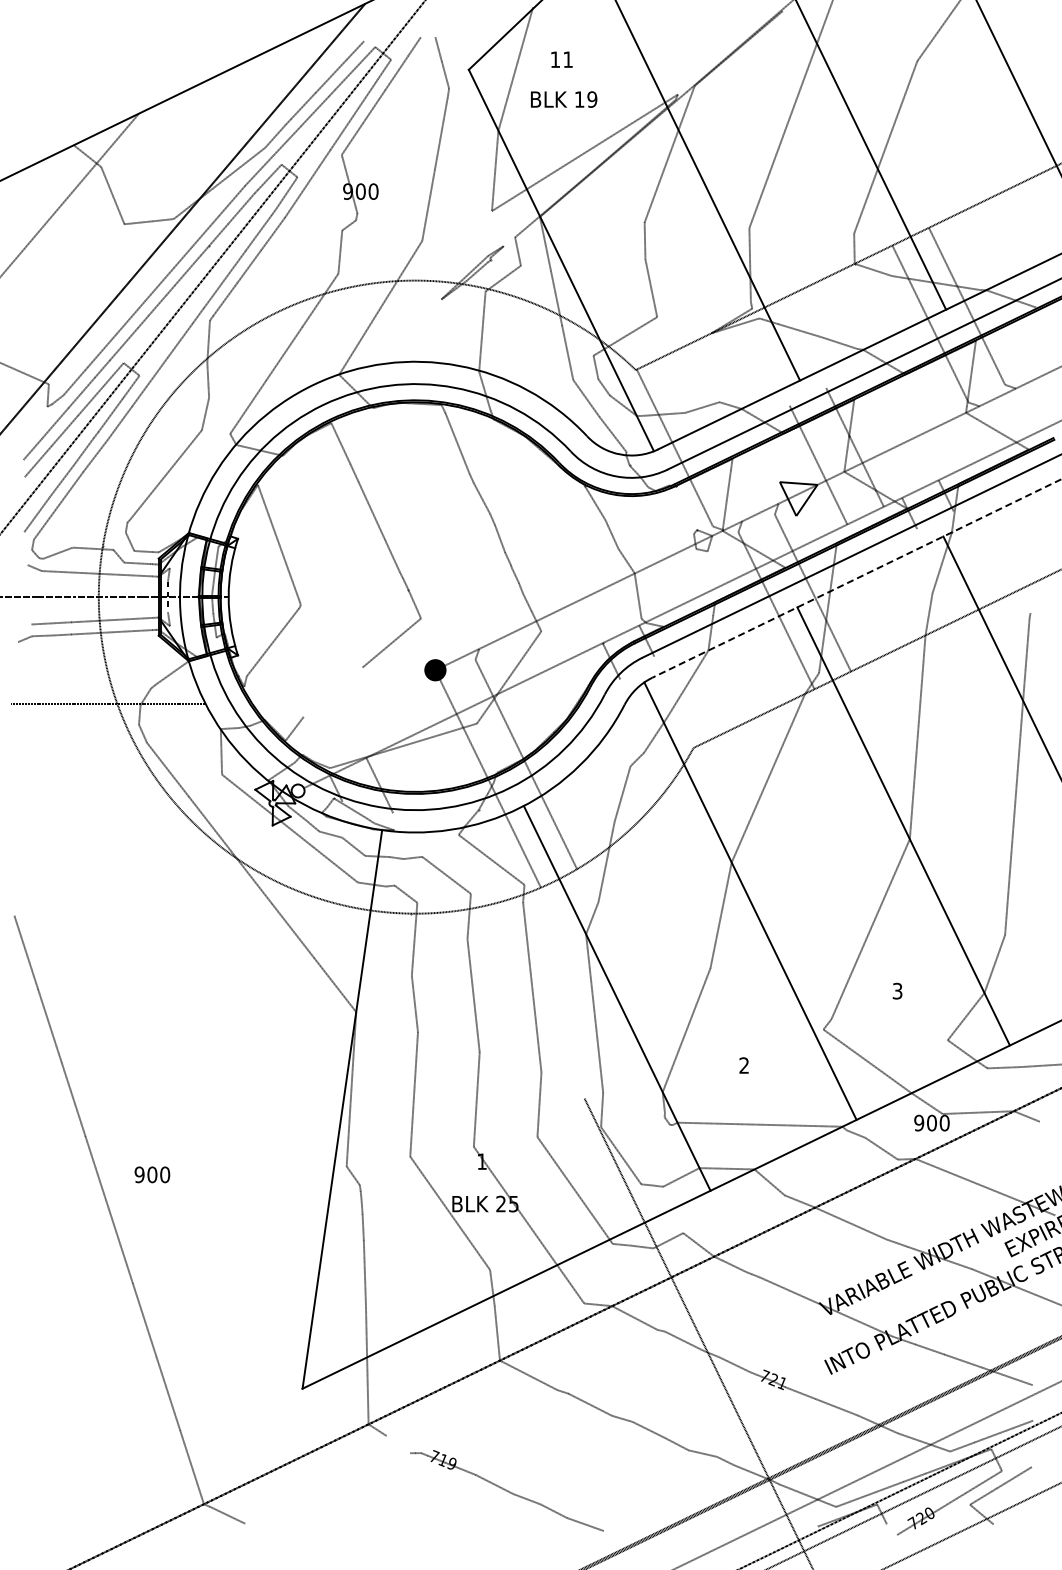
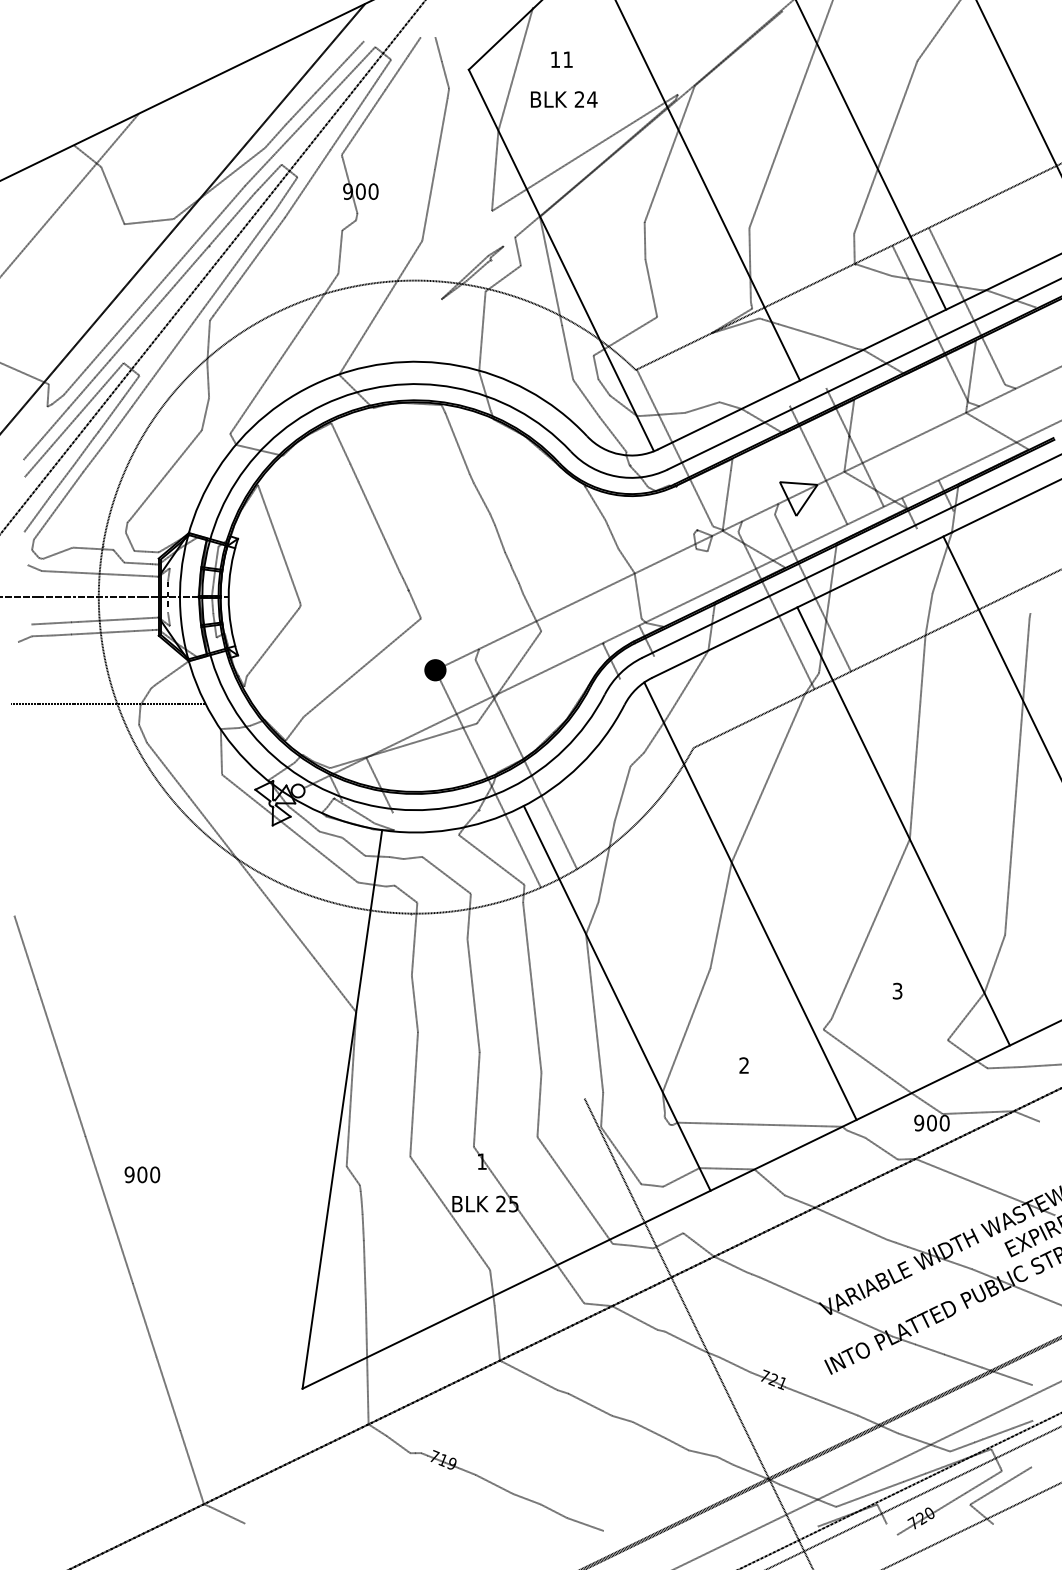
text: 19 -> 24 (585, 99)
line: dashed -> solid (856, 578)
line: none -> present (332, 691)
text position: (152, 1174) -> (142, 1174) (142, 1174)
line: none -> present (398, 1444)
